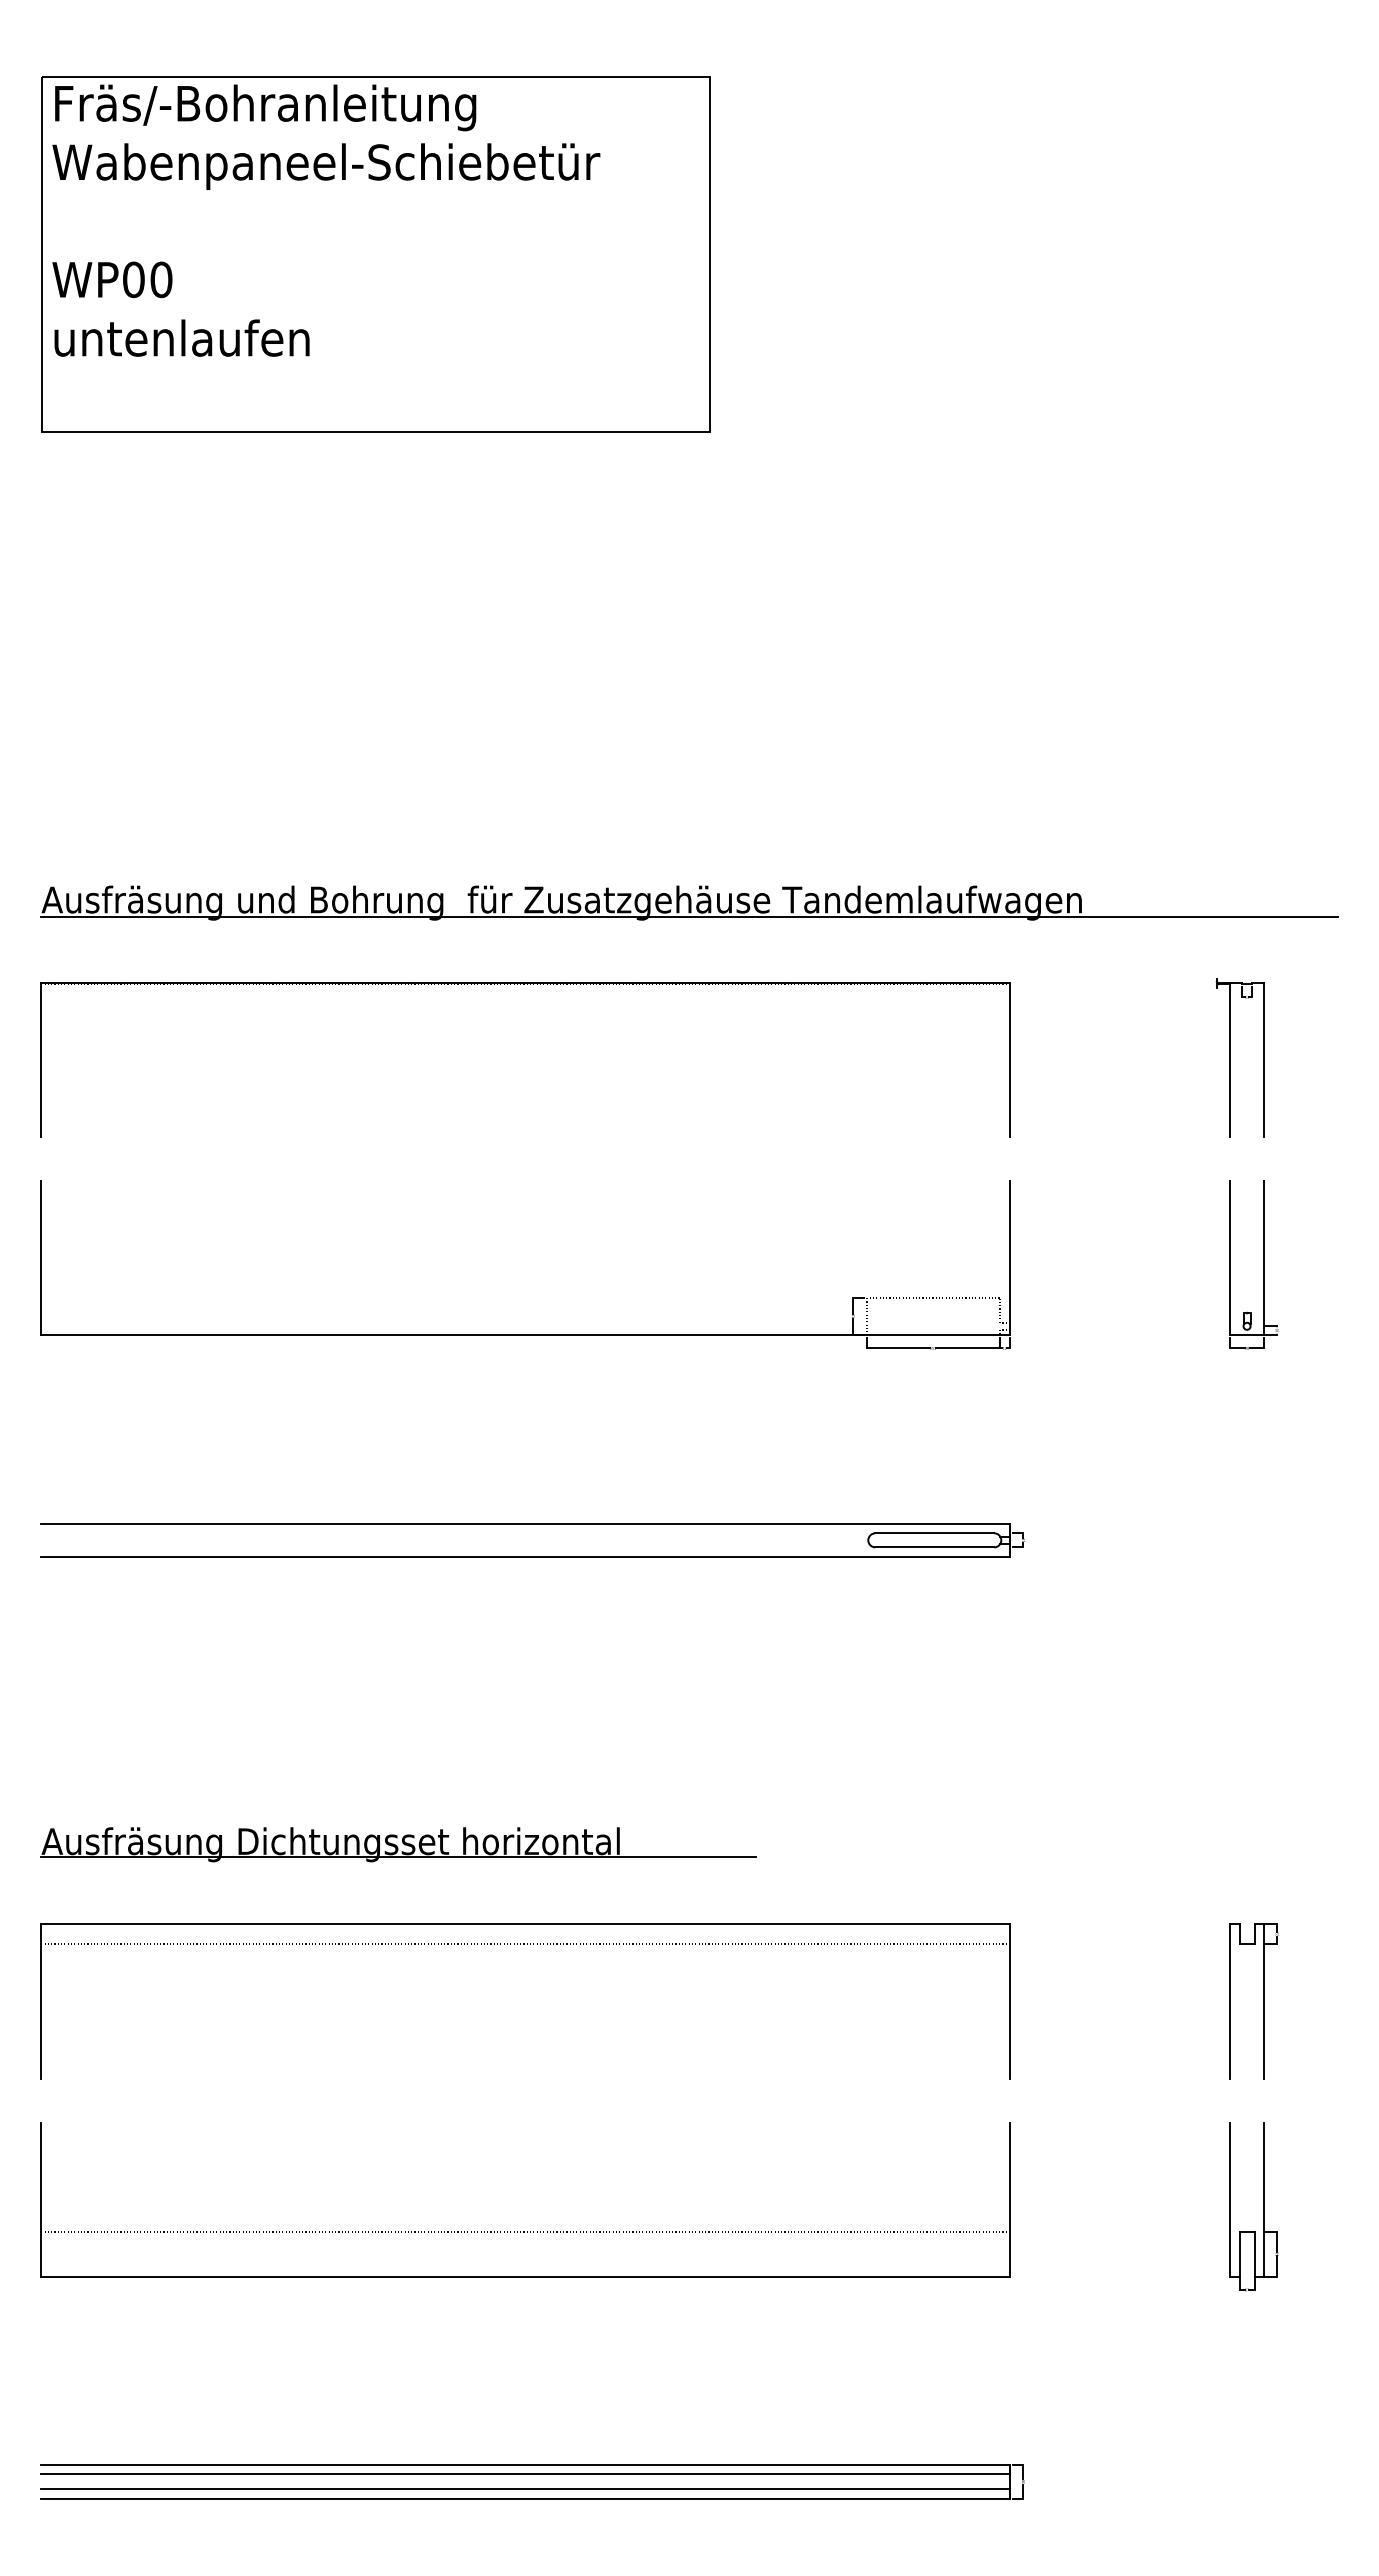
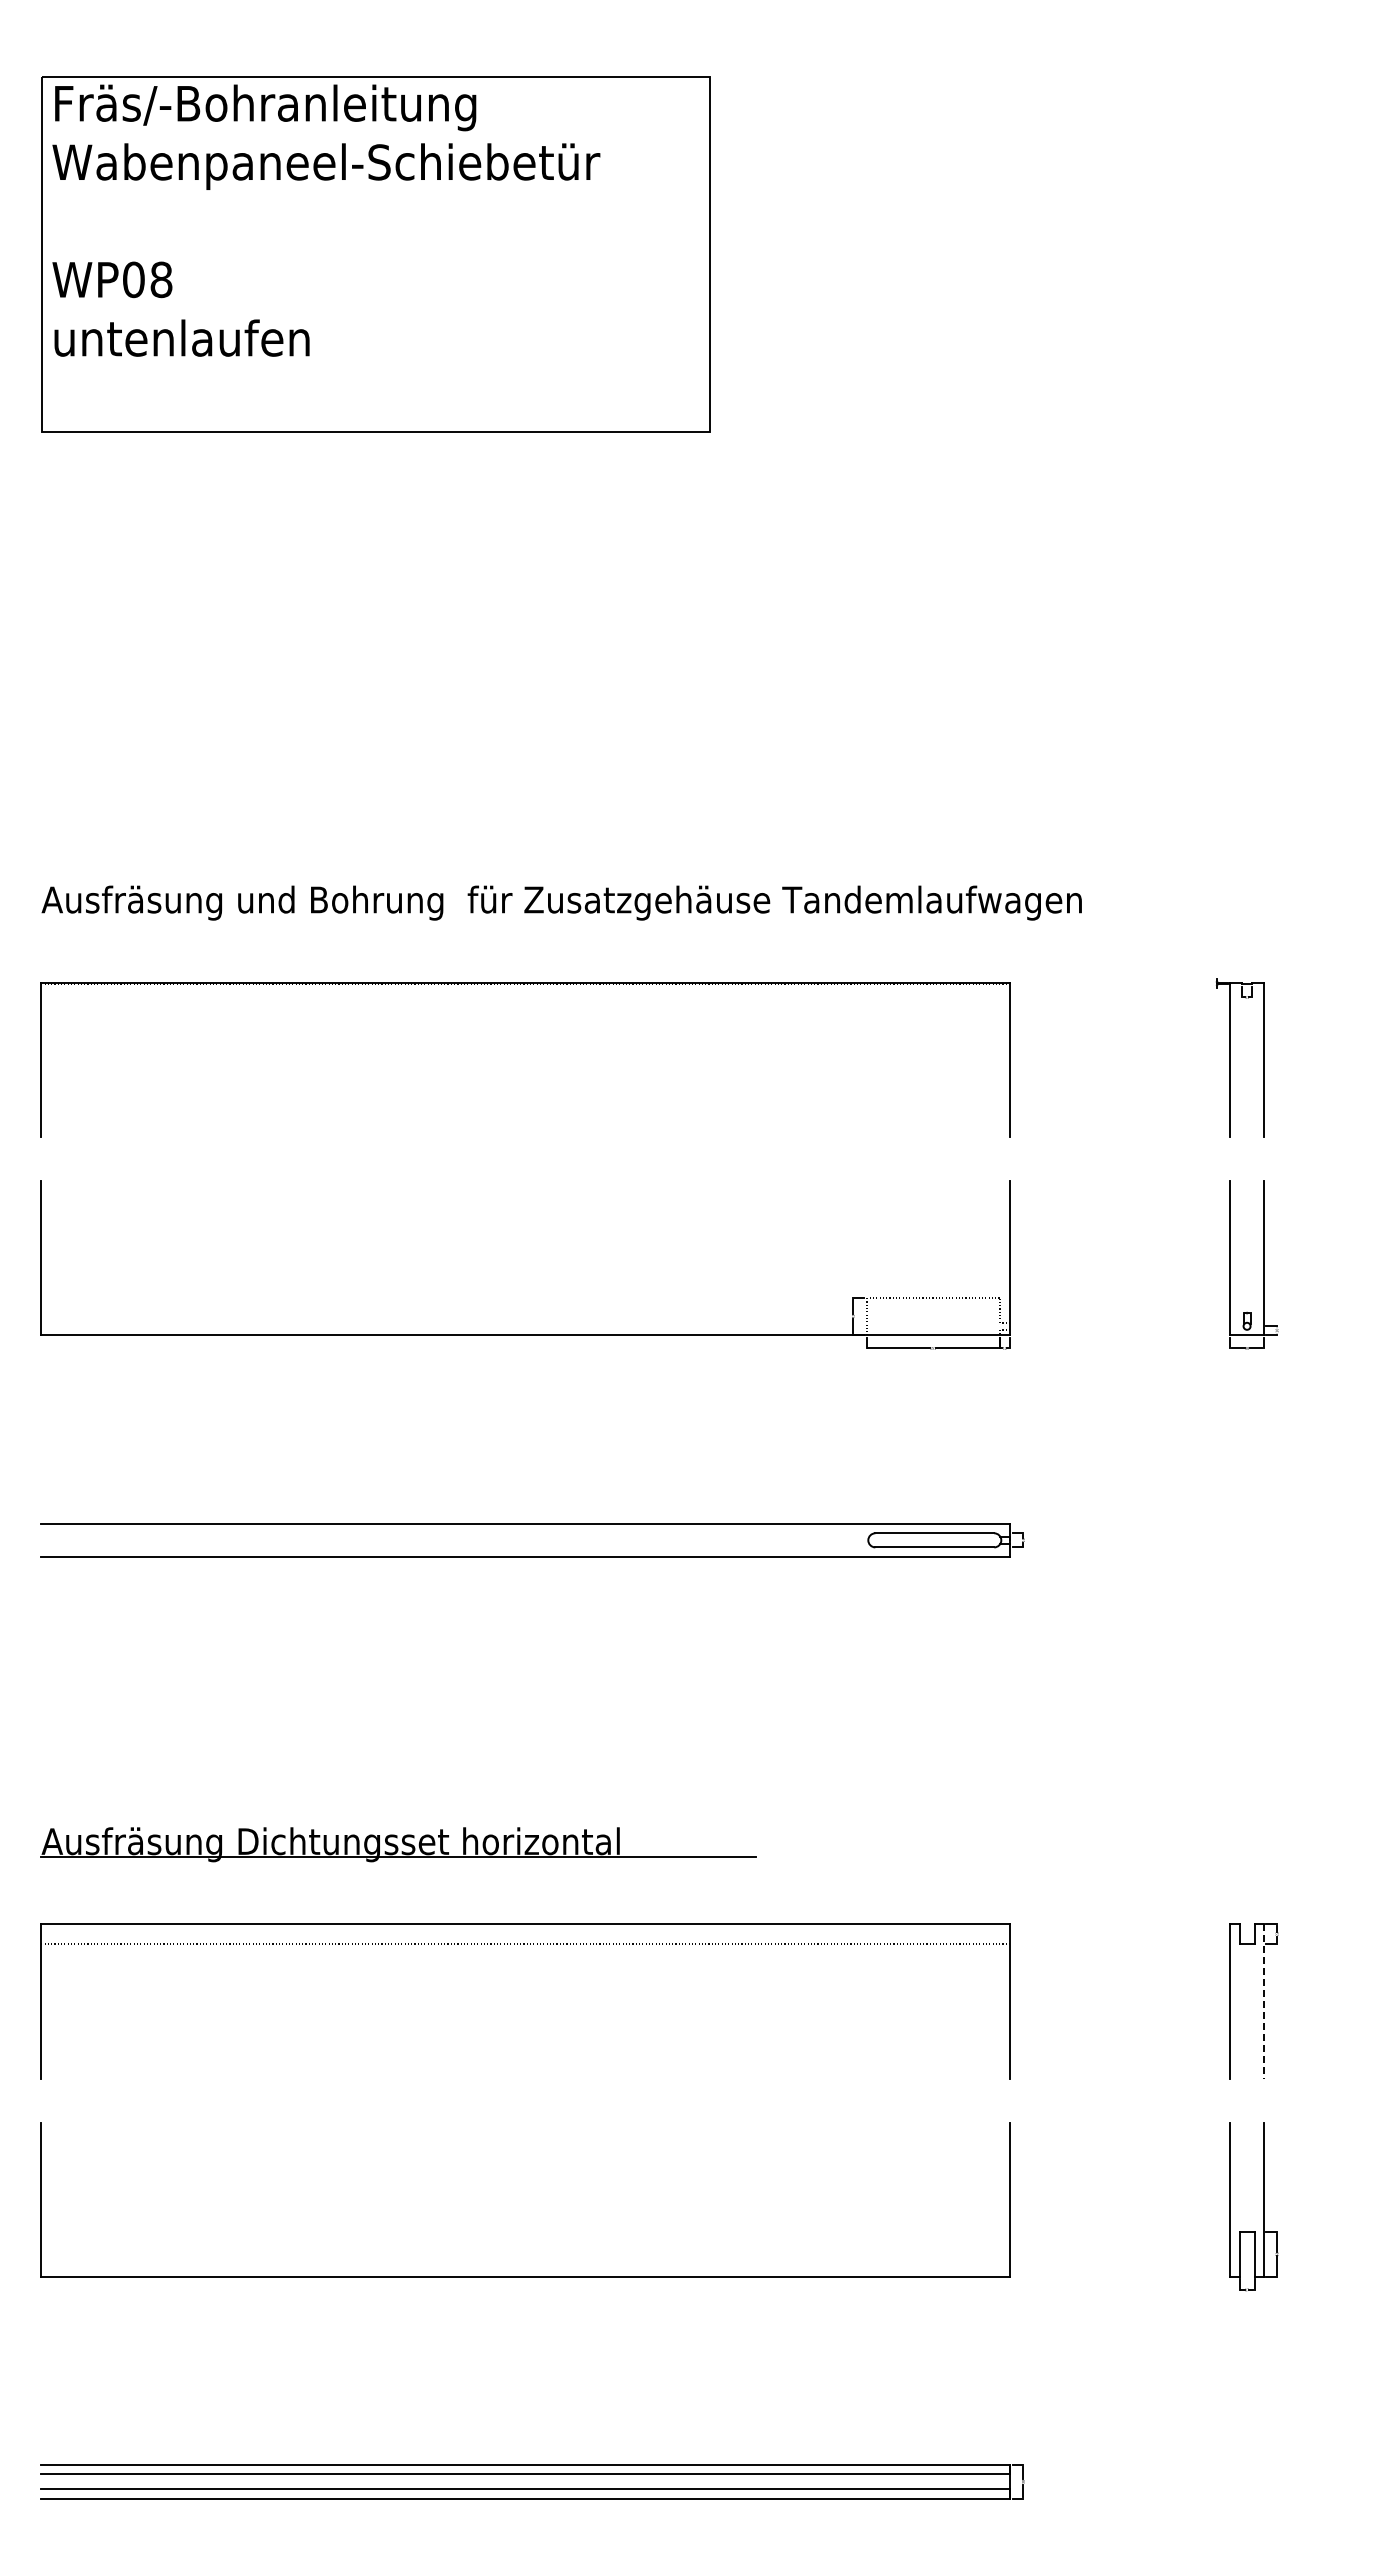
text: WP00 -> WP08 (161, 279)
line: present -> none (689, 916)
line: solid -> dashed (1263, 2001)
line: present -> none (525, 2231)
